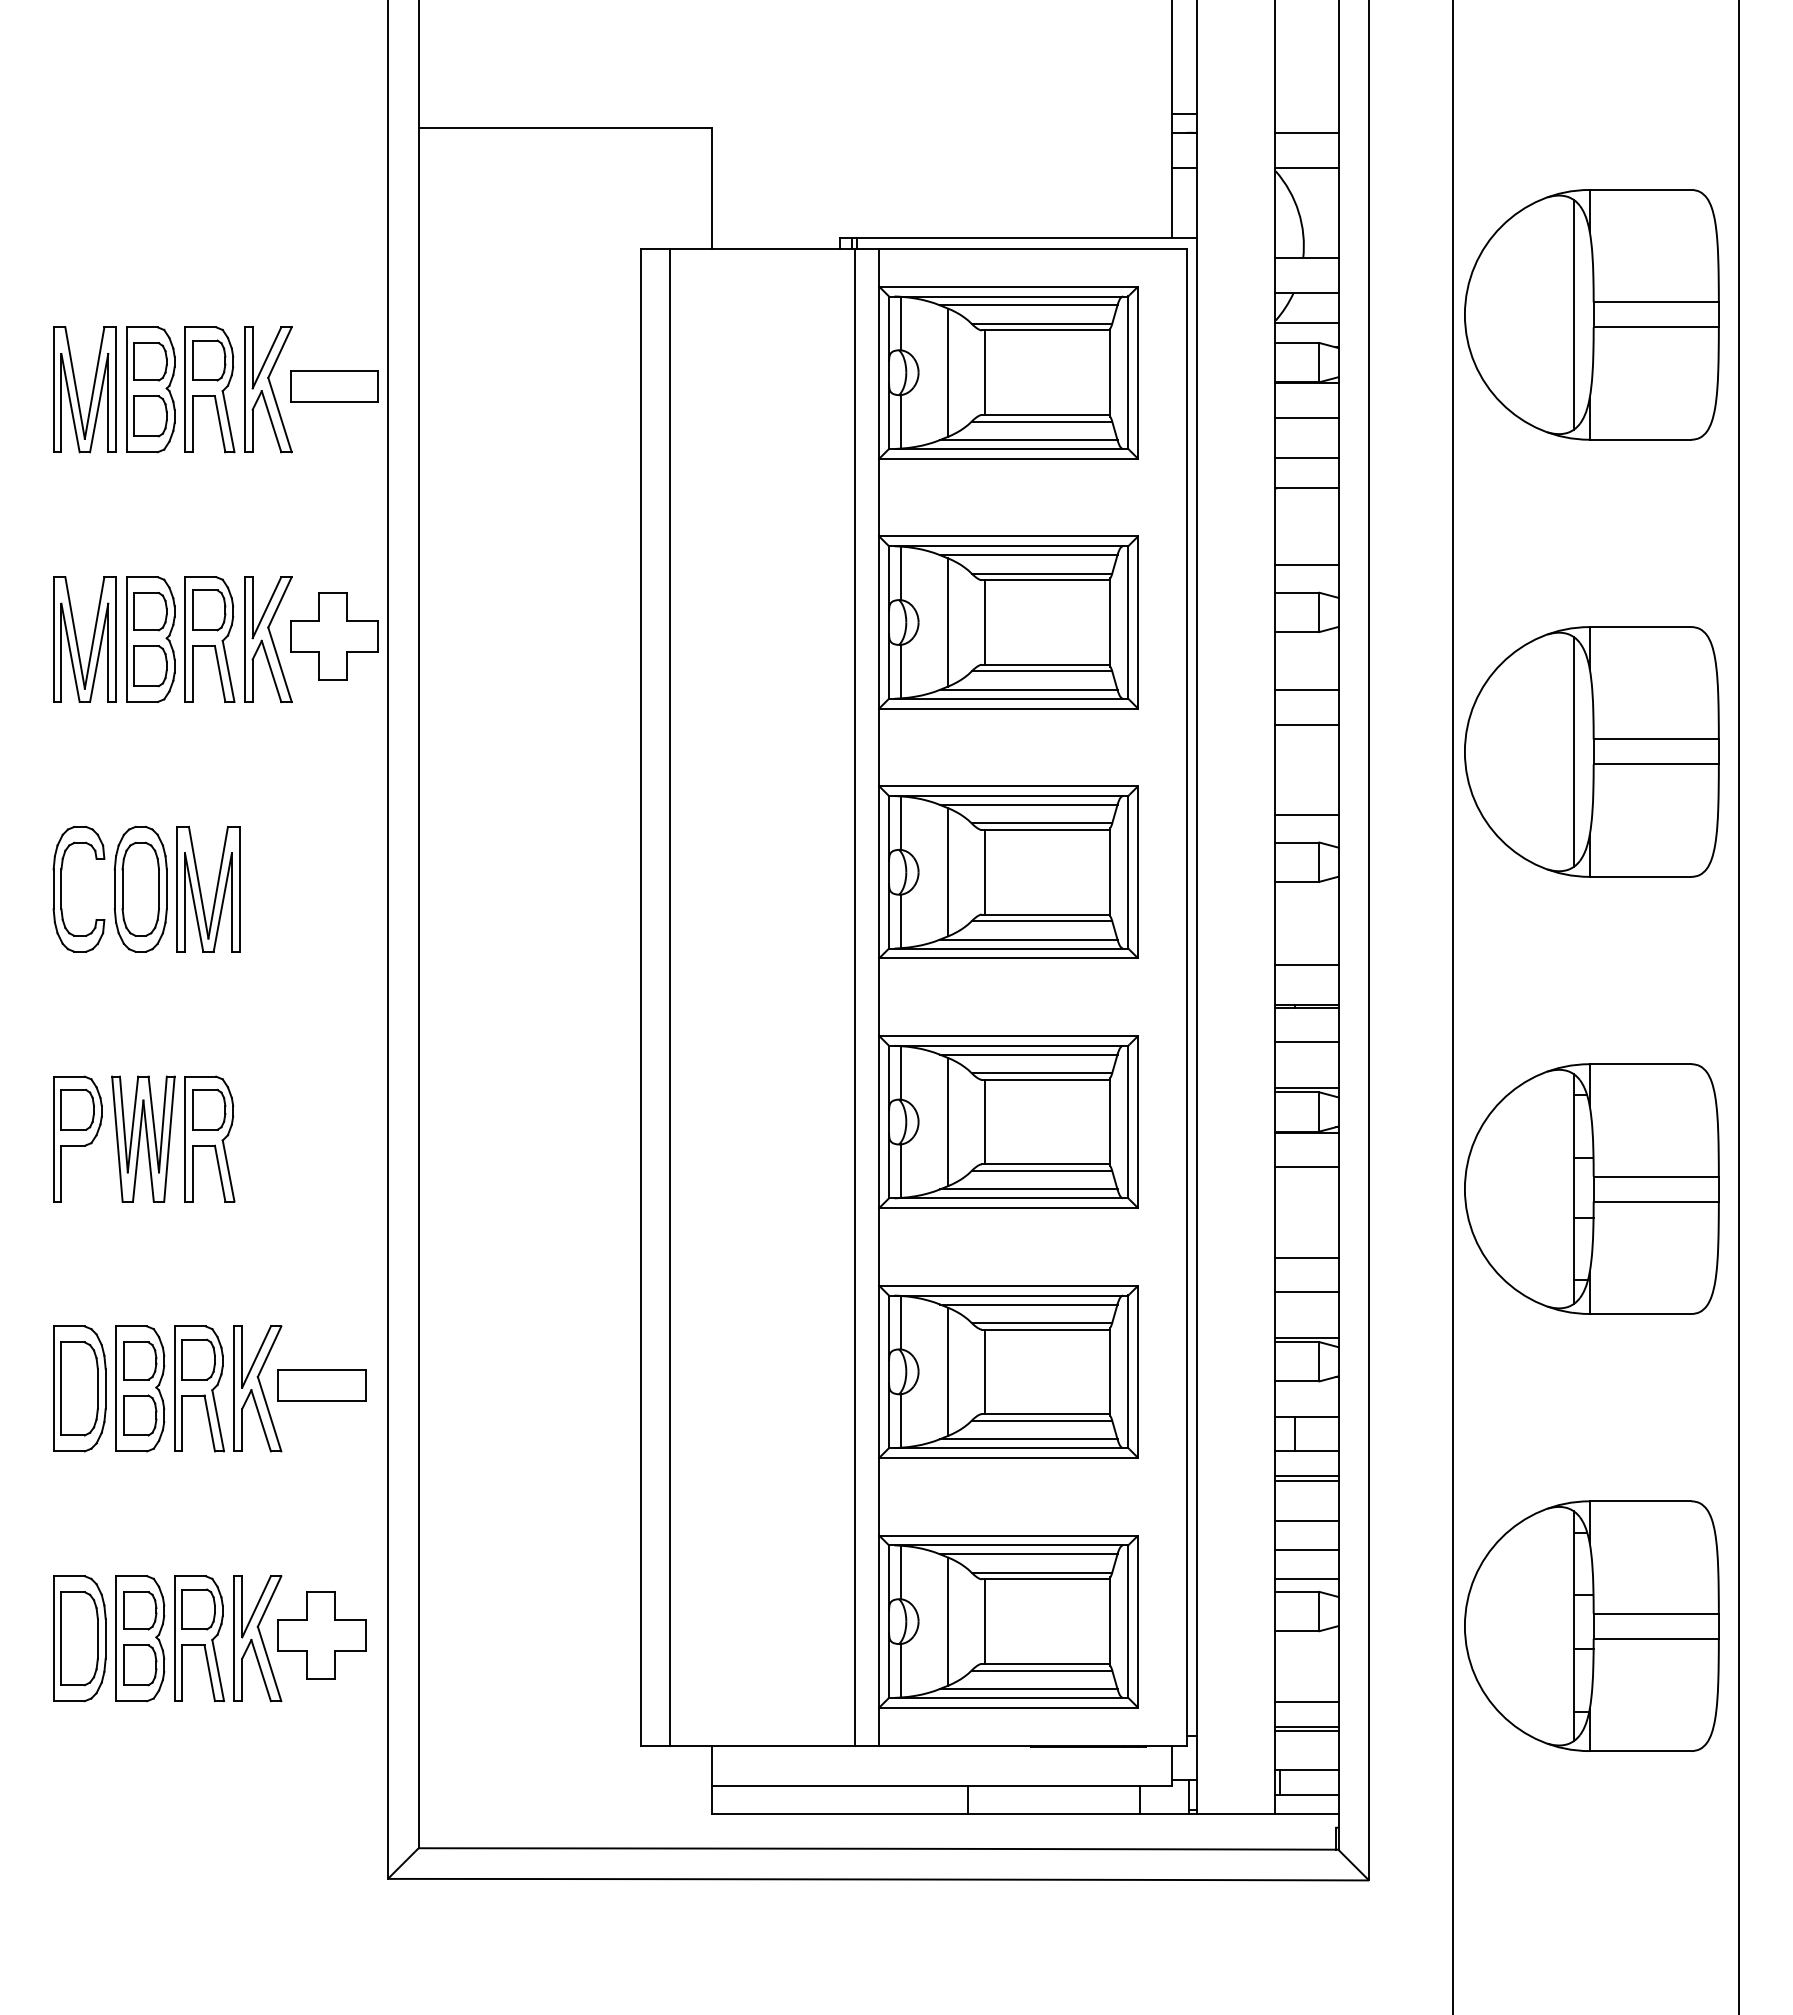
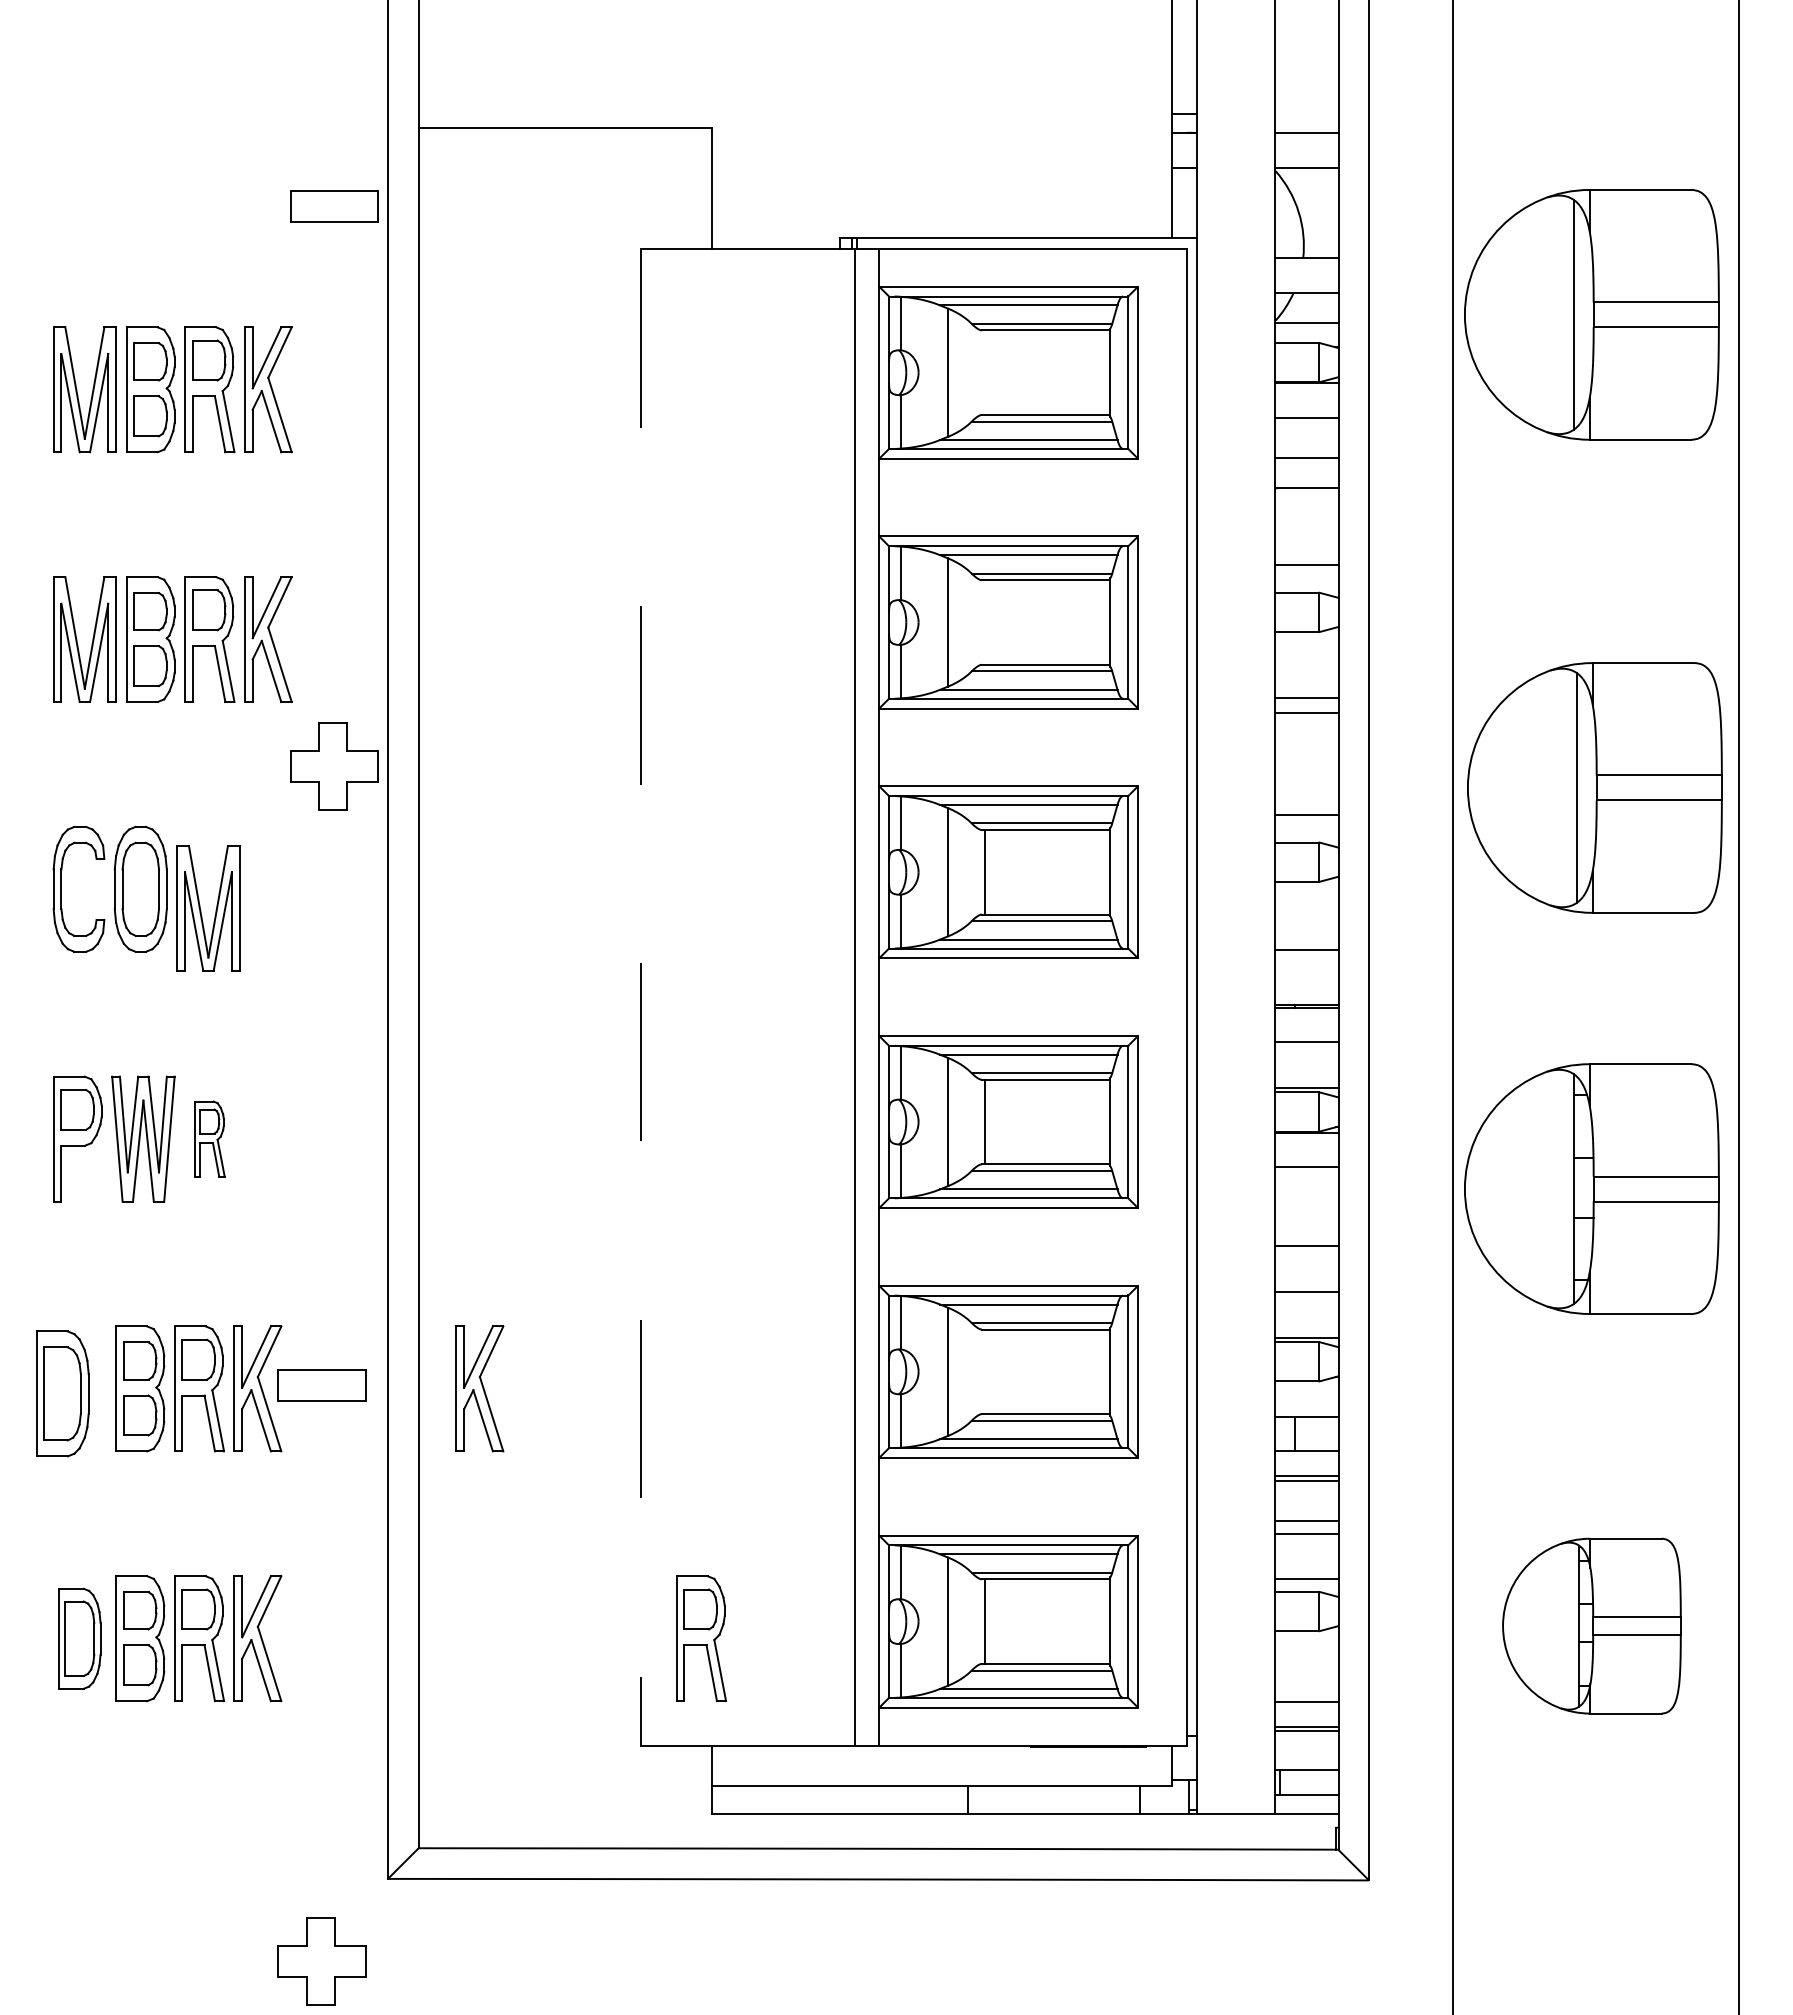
line: present -> none (984, 372)
part position: (334, 386) -> (334, 206) (334, 206)
line: present -> none (984, 622)
part position: (334, 636) -> (334, 766) (334, 766)
line position: (1306, 690) -> (1306, 713) (1306, 713)
line position: (1306, 724) -> (1306, 697) (1306, 697)
part position: (1591, 751) -> (1594, 787) (1594, 787)
part position: (201, 891) -> (201, 910) (201, 910)
line position: (1306, 965) -> (1306, 950) (1306, 950)
line: present -> none (670, 997)
line: solid -> dashed (640, 998)
part size: 52x128 px -> 32x78 px (209, 1138)
line position: (1306, 1257) -> (1306, 1245) (1306, 1245)
line: present -> none (984, 1371)
part position: (79, 1388) -> (62, 1393) (62, 1393)
part: none -> present (479, 1388)
line position: (1306, 1549) -> (1306, 1533) (1306, 1533)
part size: 256x252 px -> 180x178 px (1591, 1625)
part position: (321, 1635) -> (321, 1961) (321, 1961)
part size: 54x128 px -> 44x103 px (79, 1638)
part: none -> present (701, 1638)
